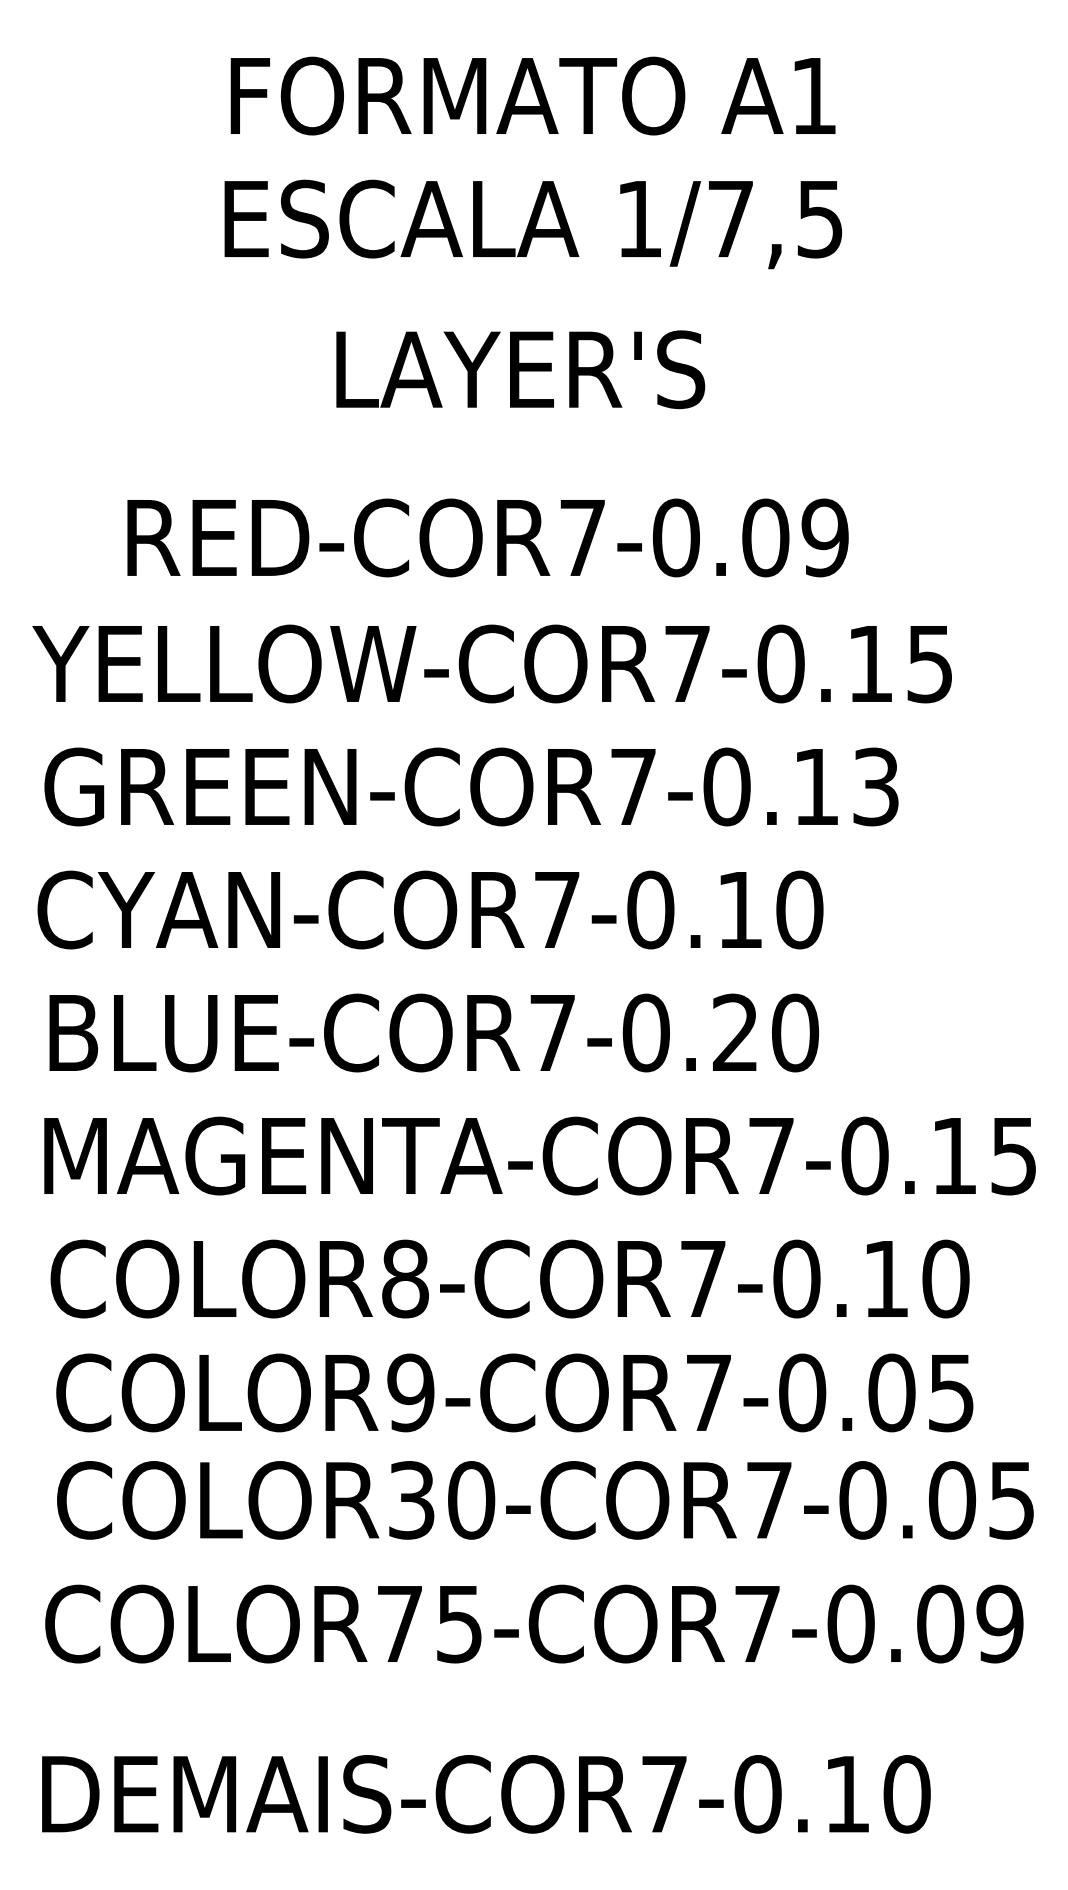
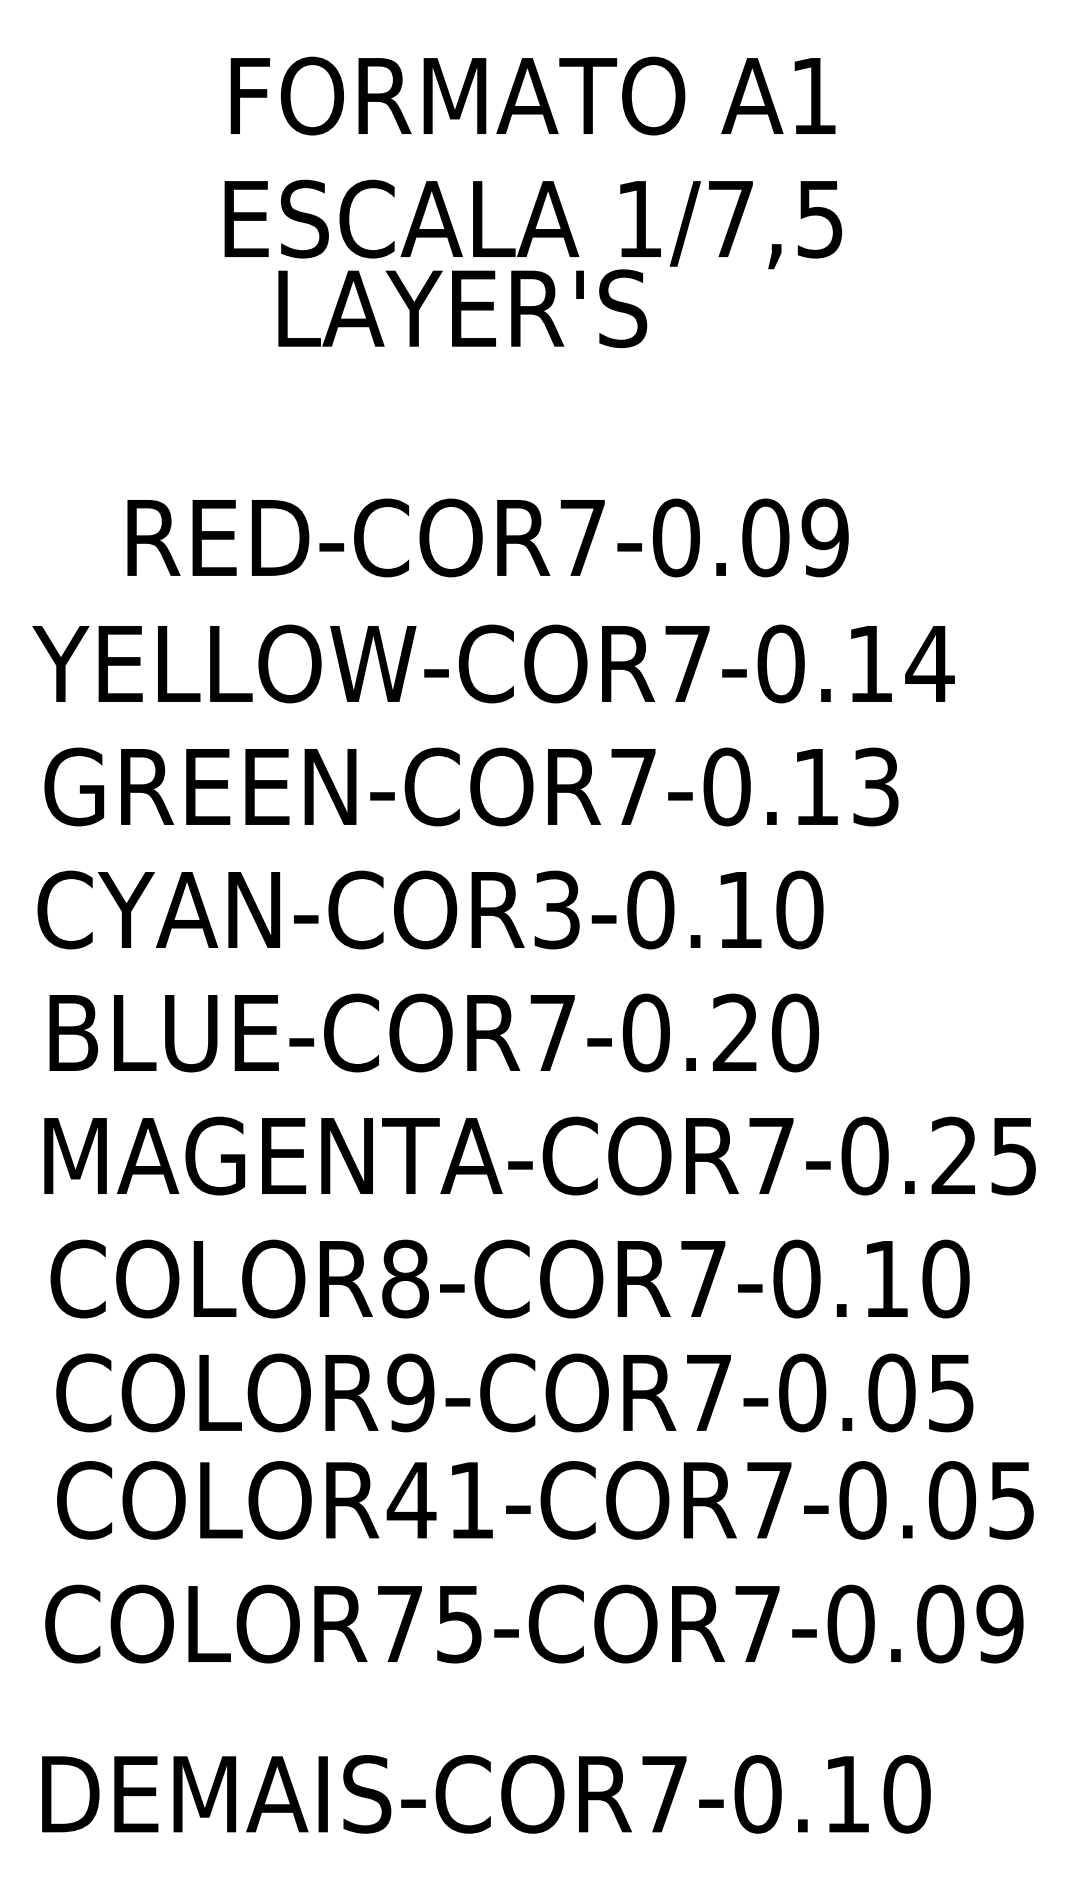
text position: (520, 369) -> (462, 308) (462, 308)
text: YELLOW-COR7-0.15 -> YELLOW-COR7-0.14 (929, 664)
text: CYAN-COR7-0.10 -> CYAN-COR3-0.10 (556, 909)
text: MAGENTA-COR7-0.15 -> MAGENTA-COR7-0.25 (953, 1154)
text: COLOR30-COR7-0.05 -> COLOR41-COR7-0.05 (440, 1500)
